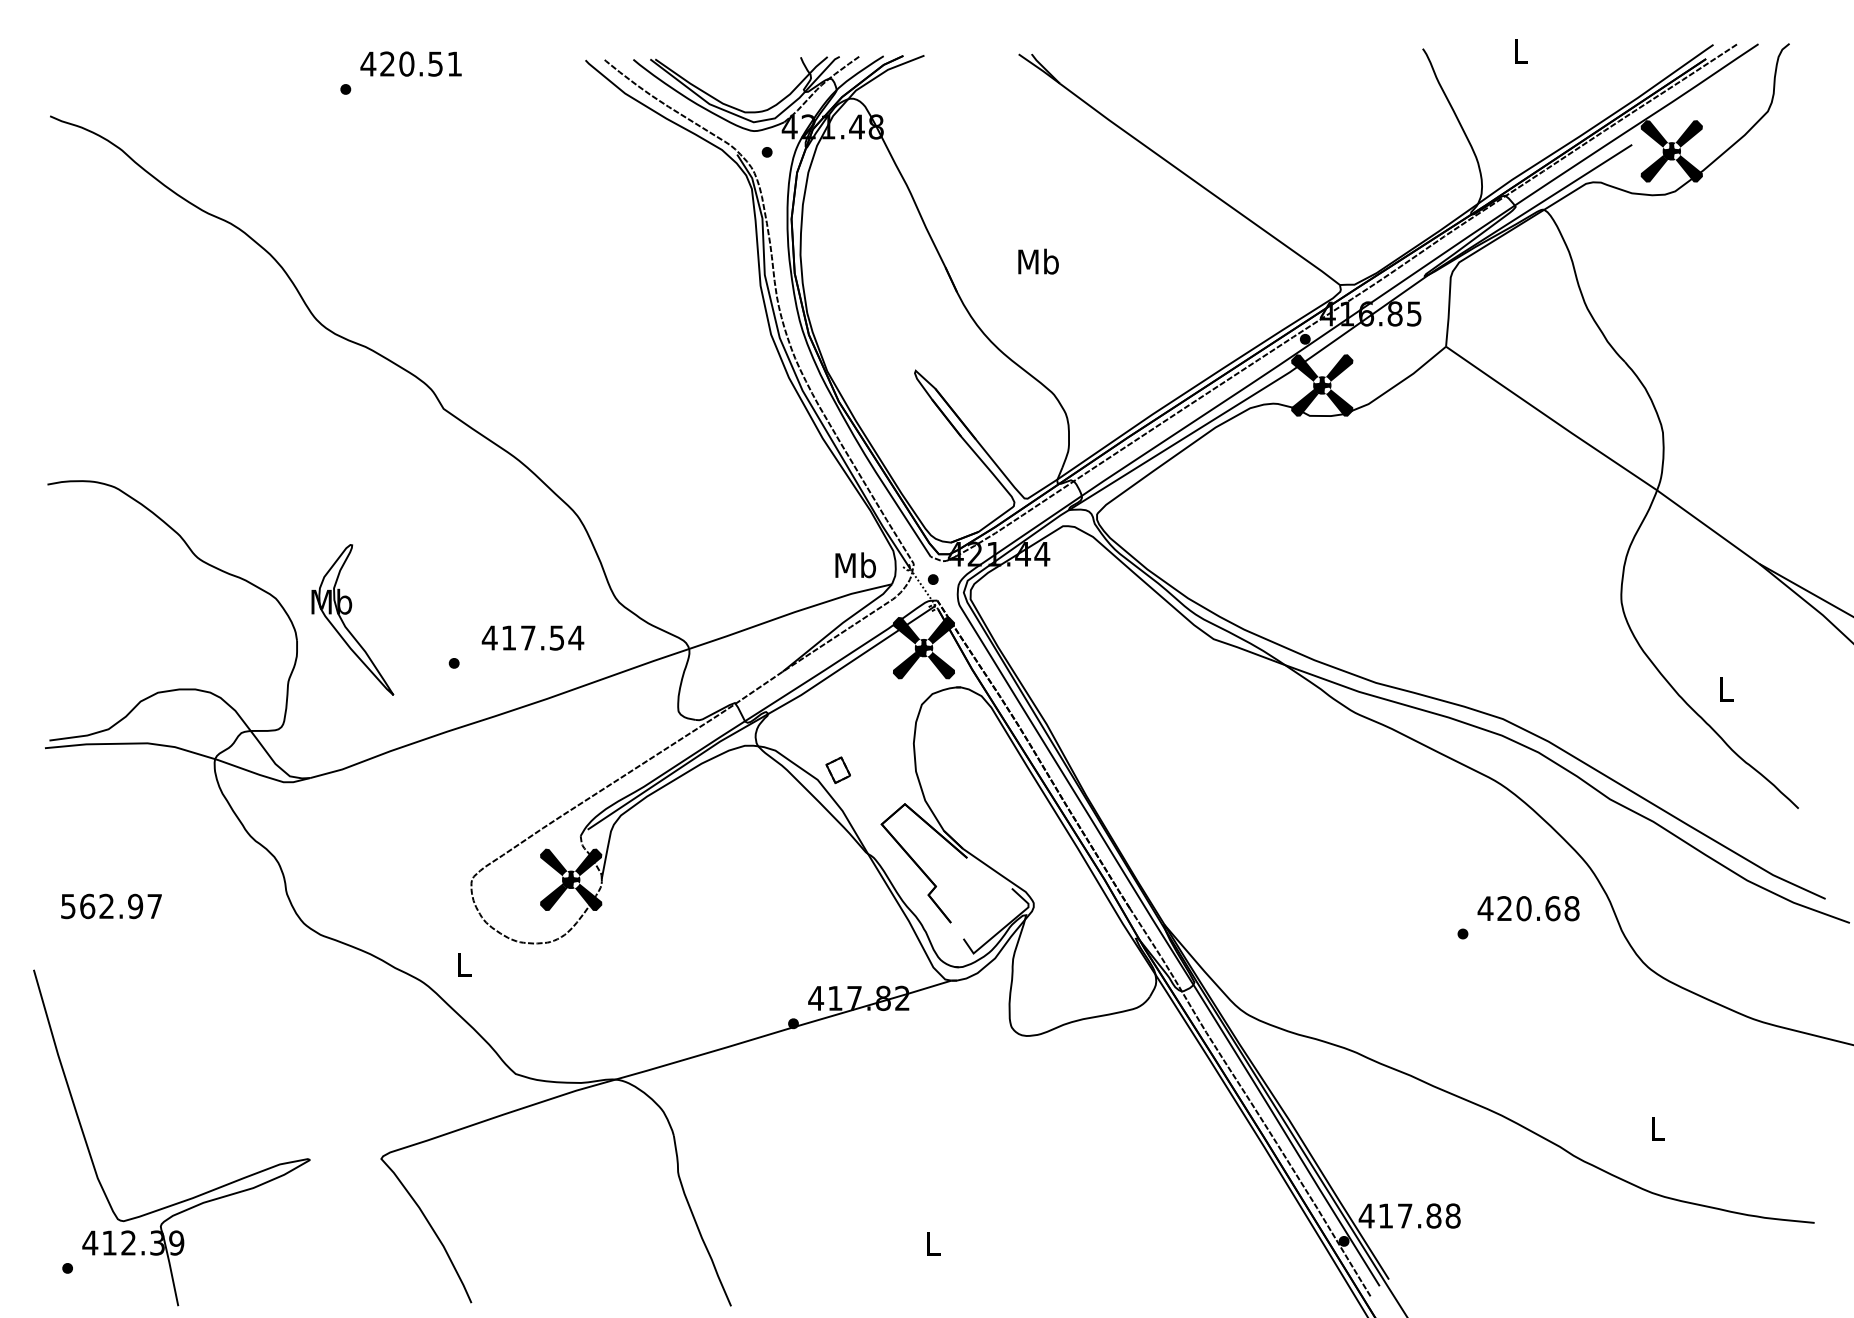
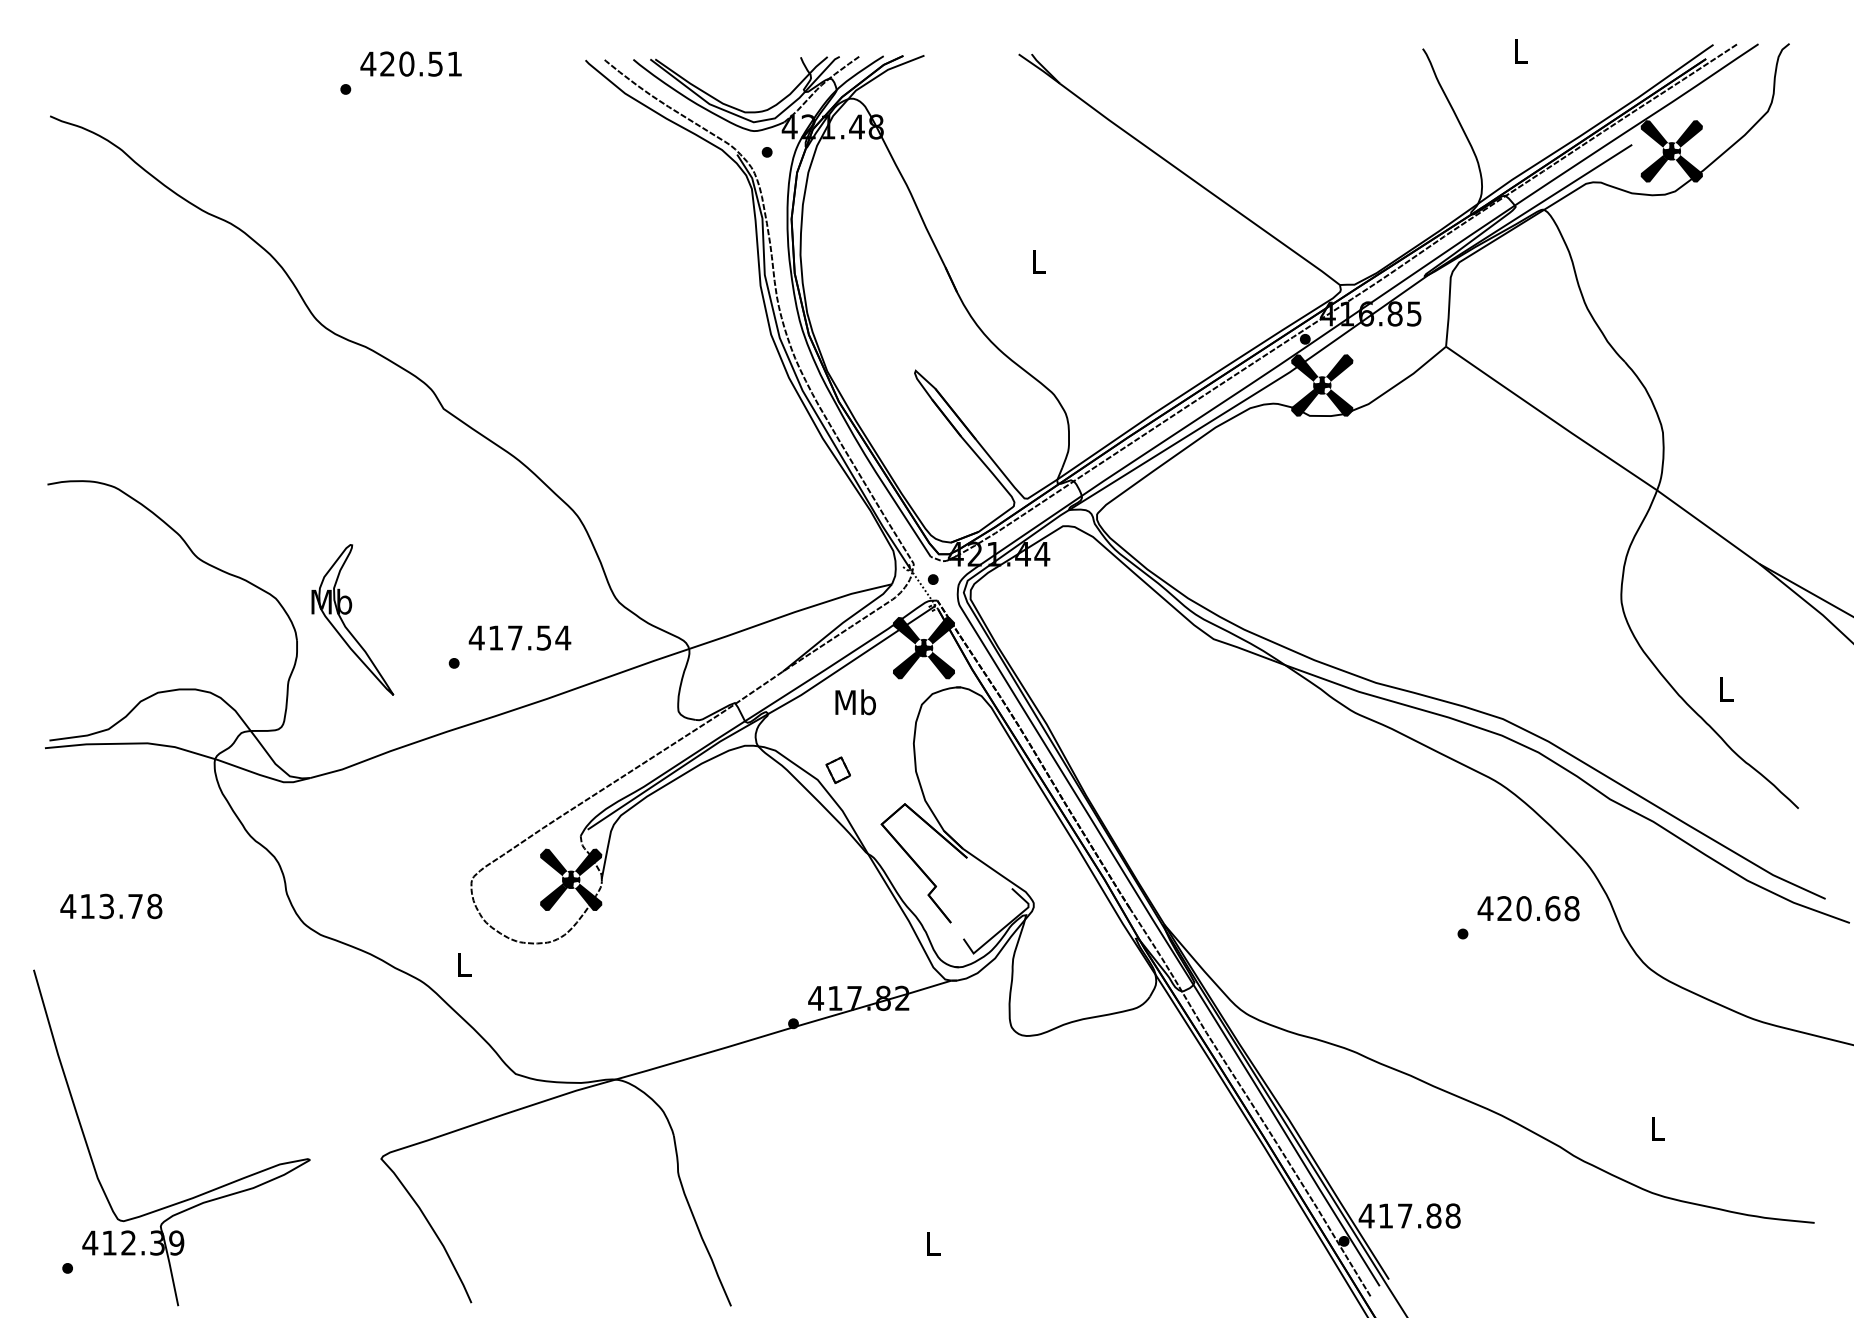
text: Mb -> L (1038, 261)
text position: (855, 565) -> (855, 702) (855, 702)
text position: (532, 637) -> (519, 637) (519, 637)
text: 562.97 -> 413.78 (111, 906)
